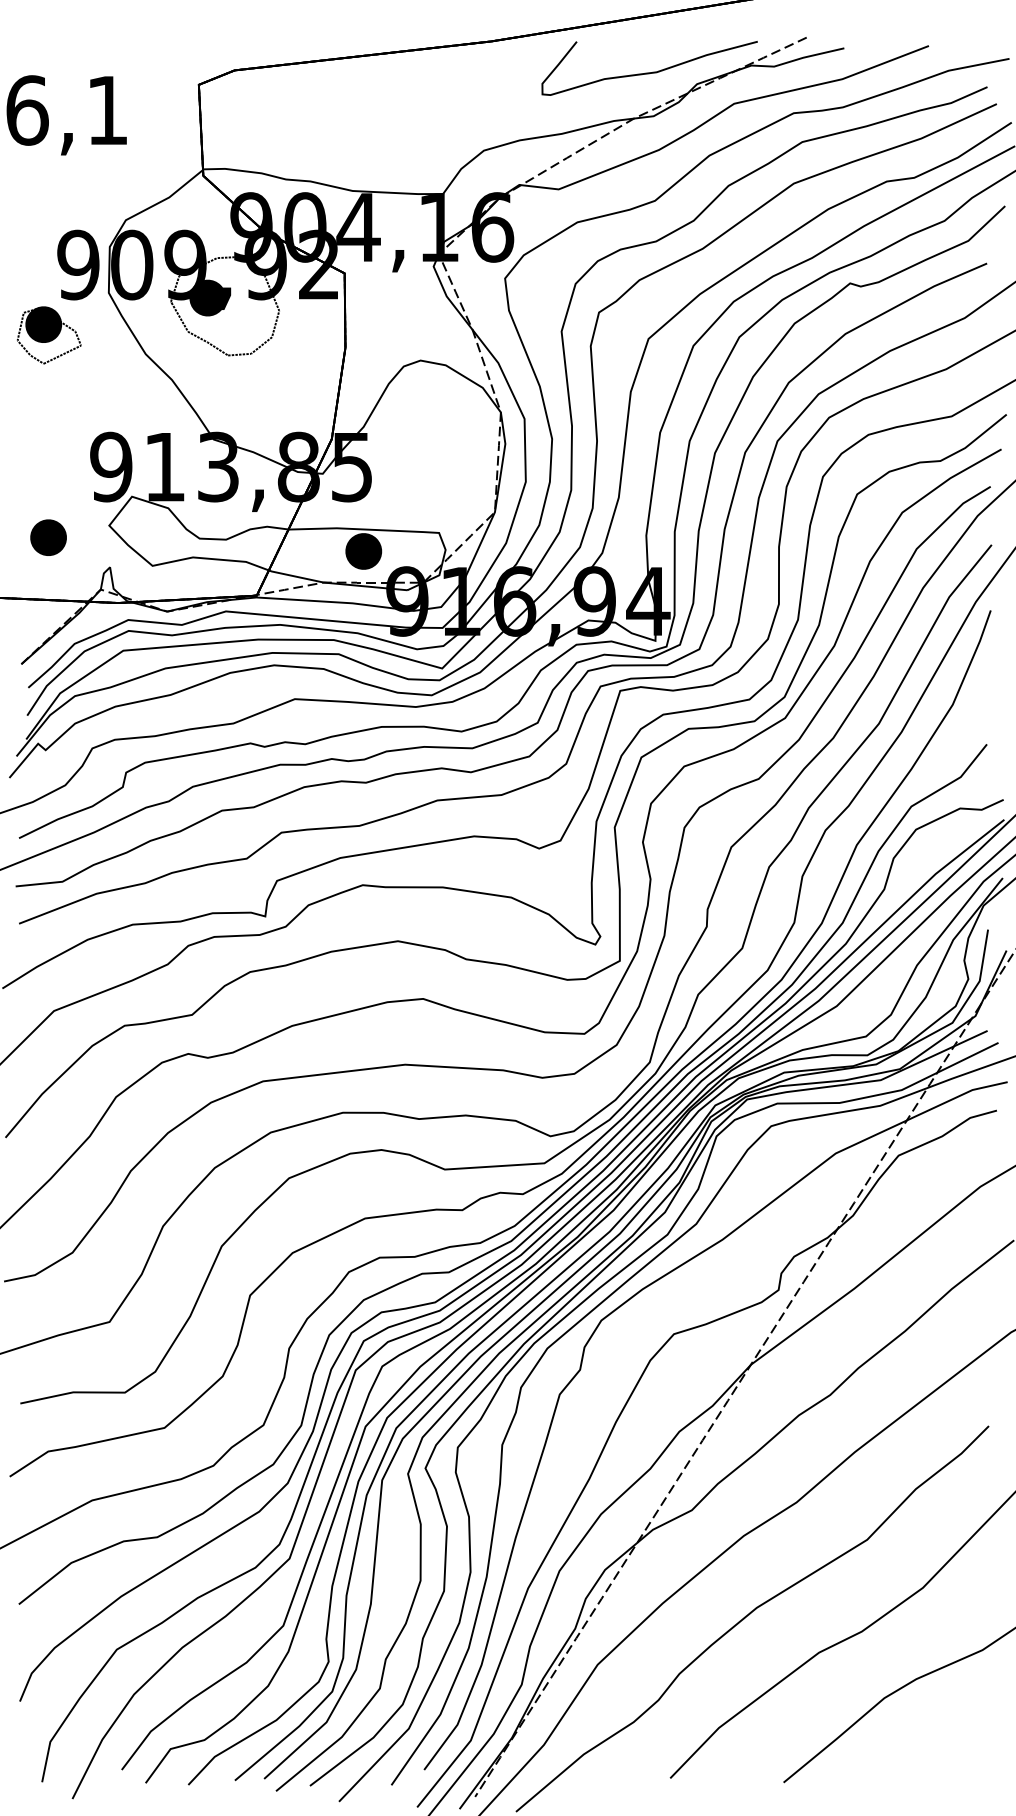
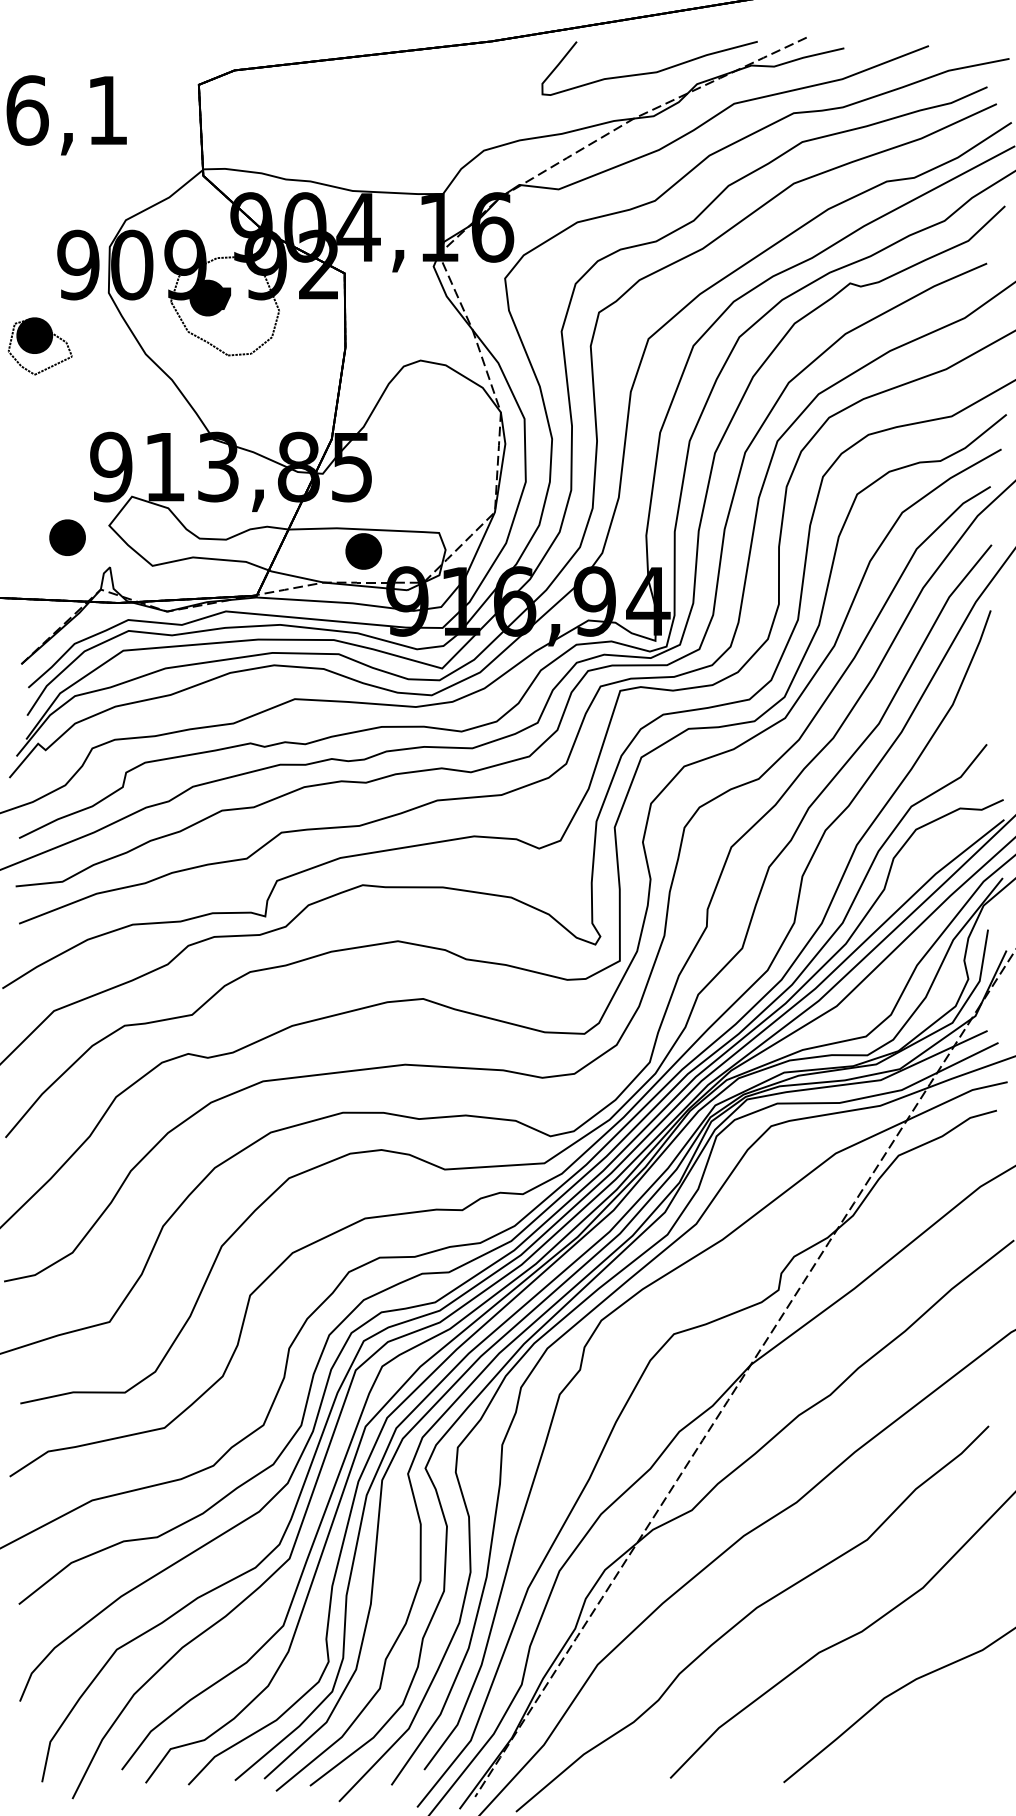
part position: (49, 335) -> (40, 346) (40, 346)
part position: (48, 537) -> (67, 537) (67, 537)
